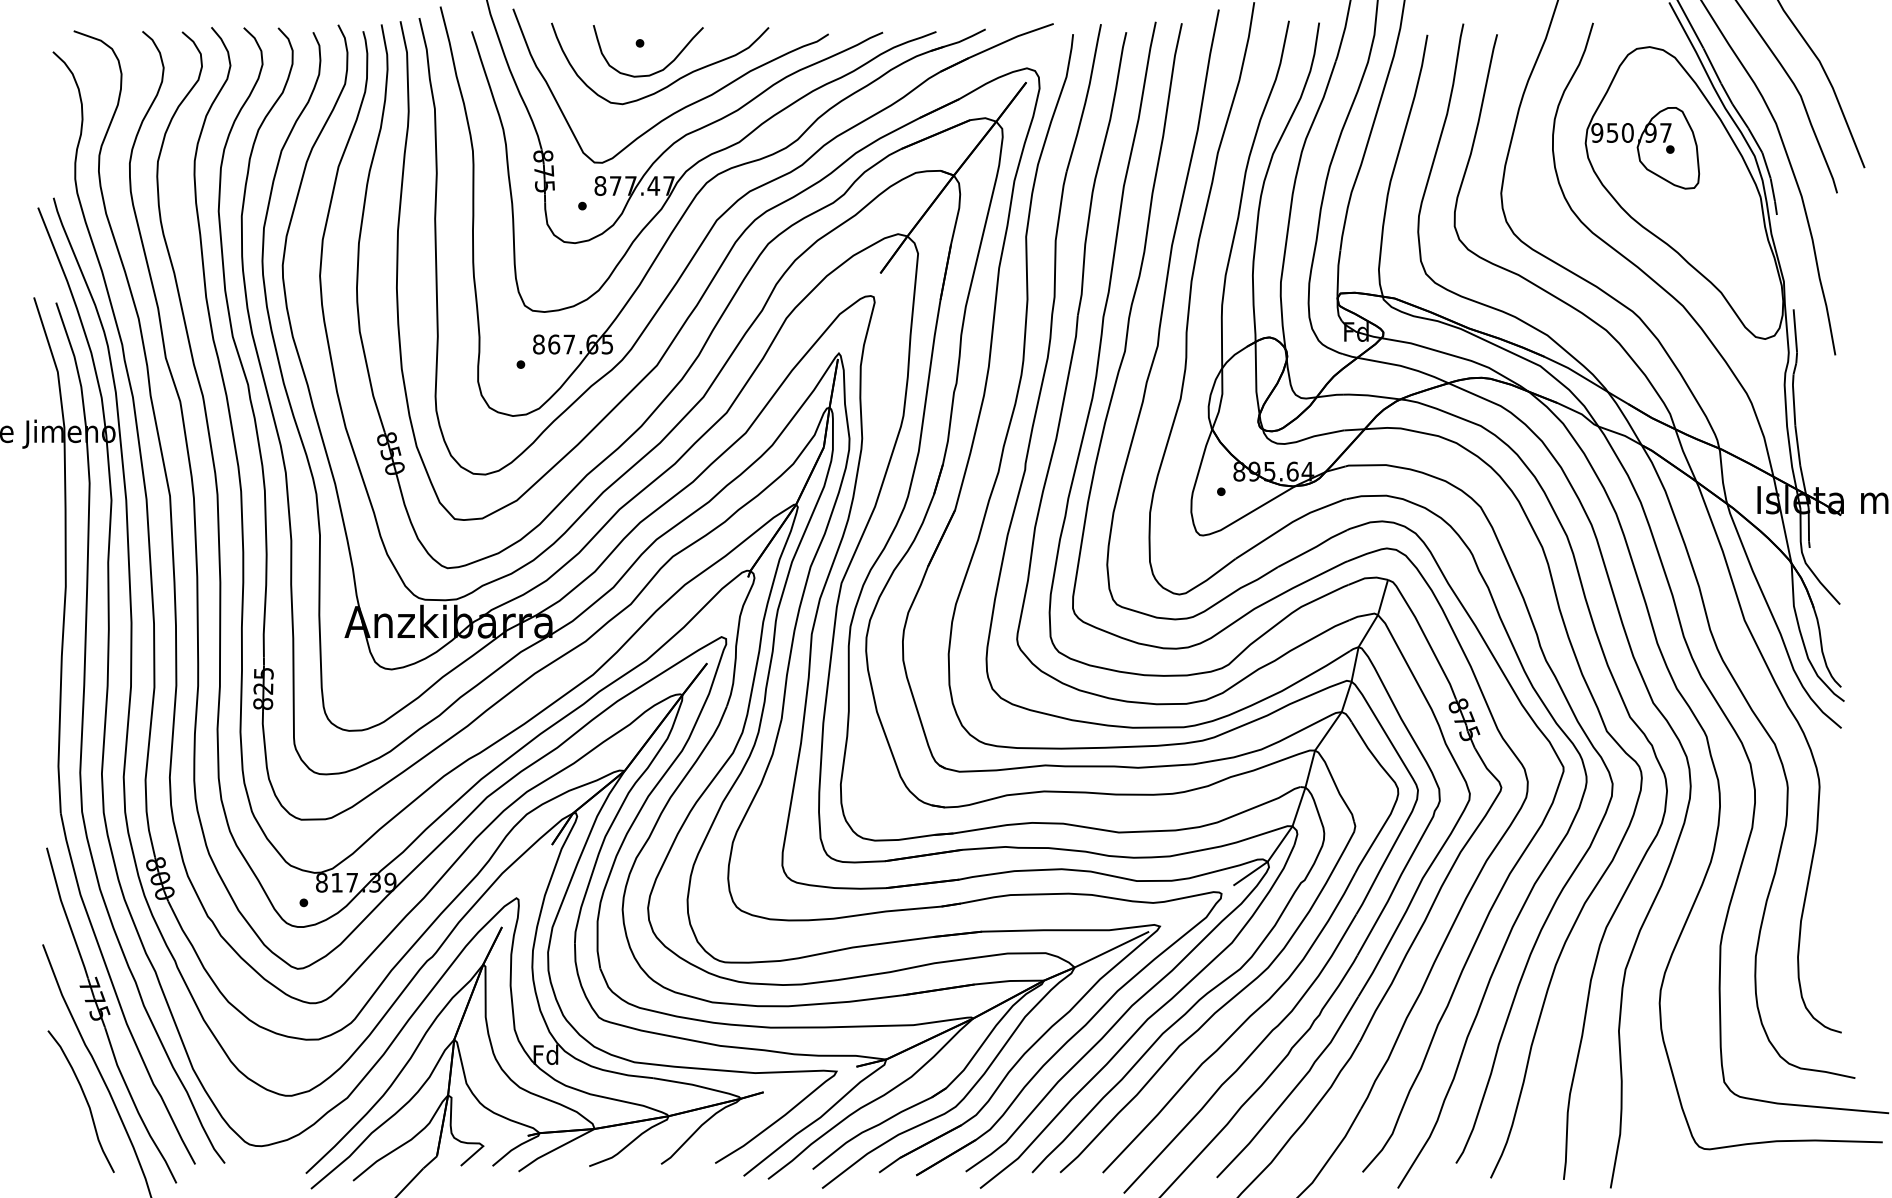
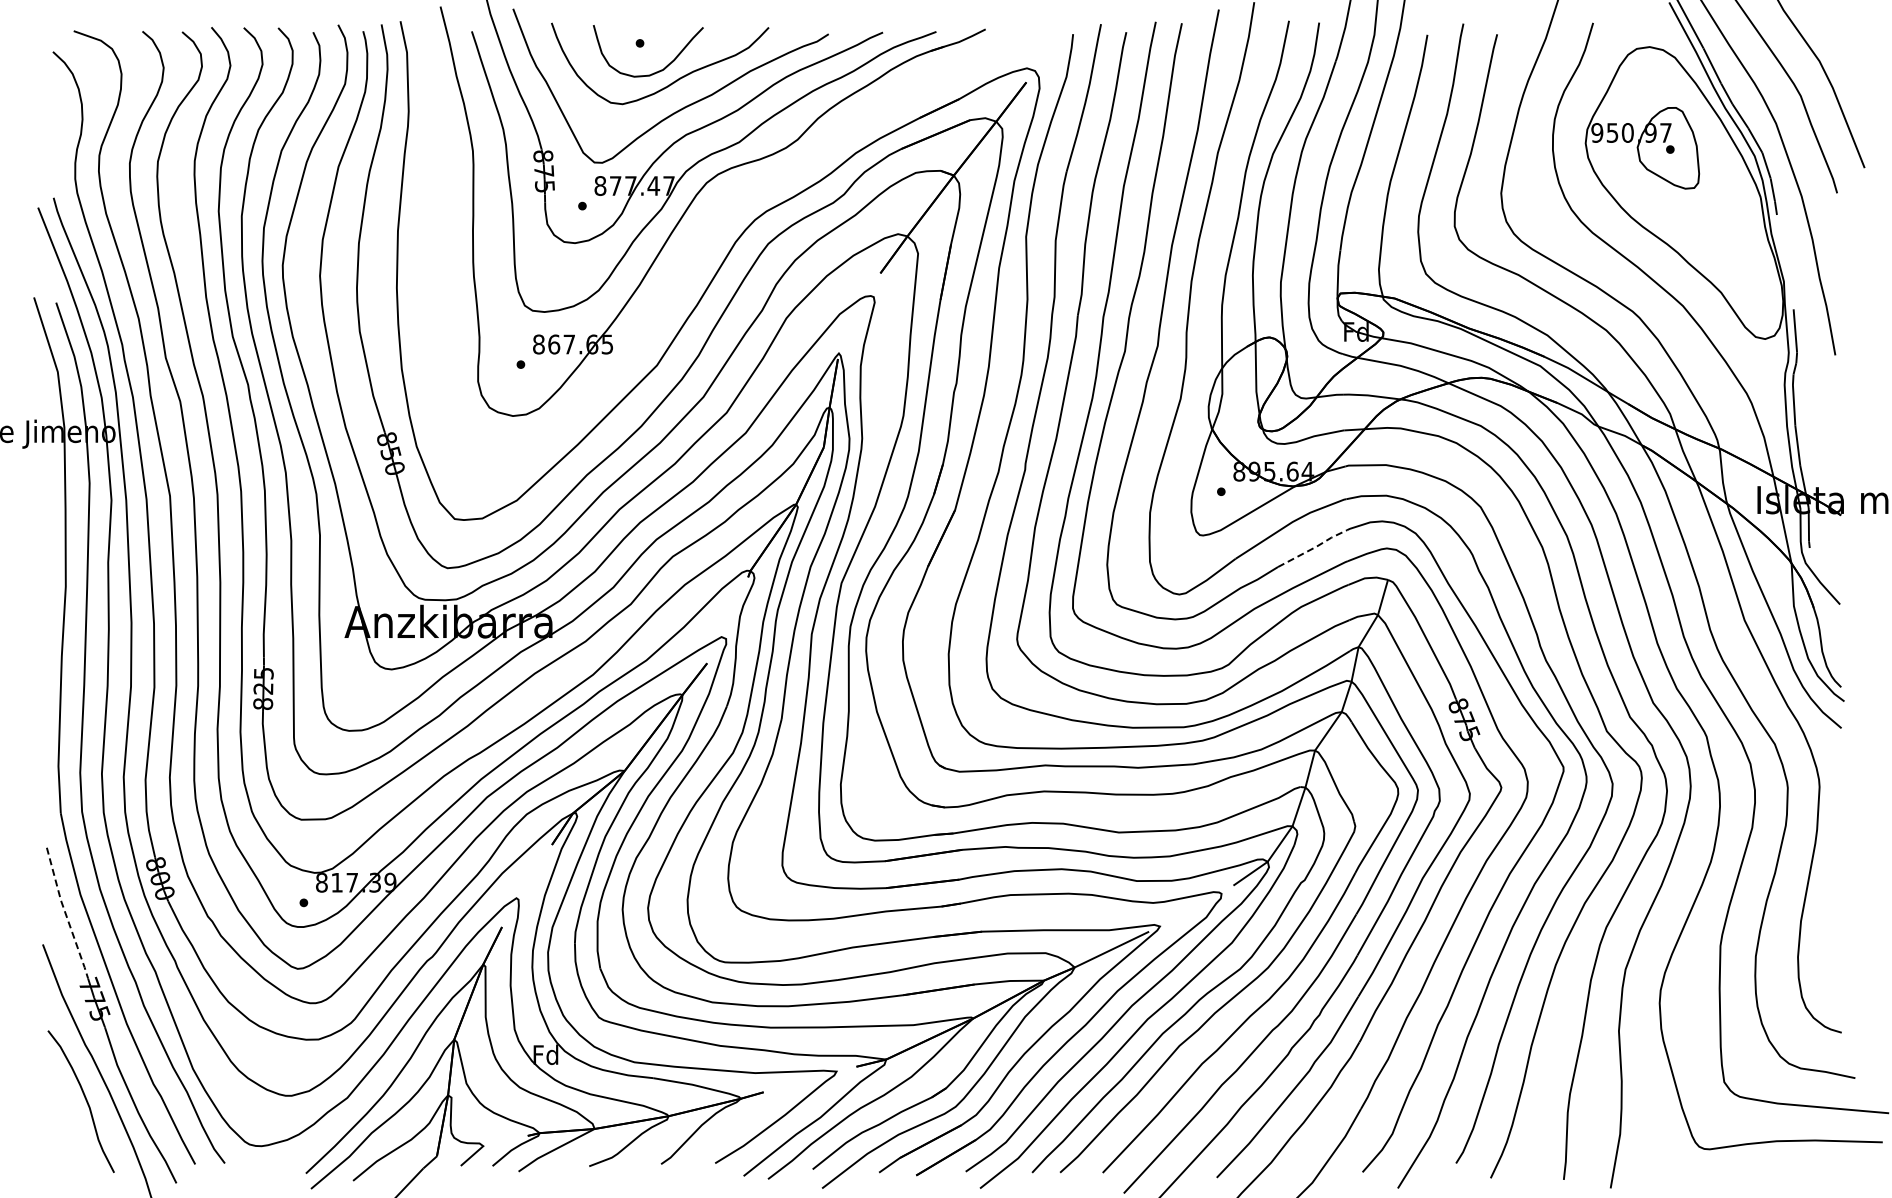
part: present -> none (712, 229)
line: solid -> dashed (1314, 548)
line: solid -> dashed (65, 914)
